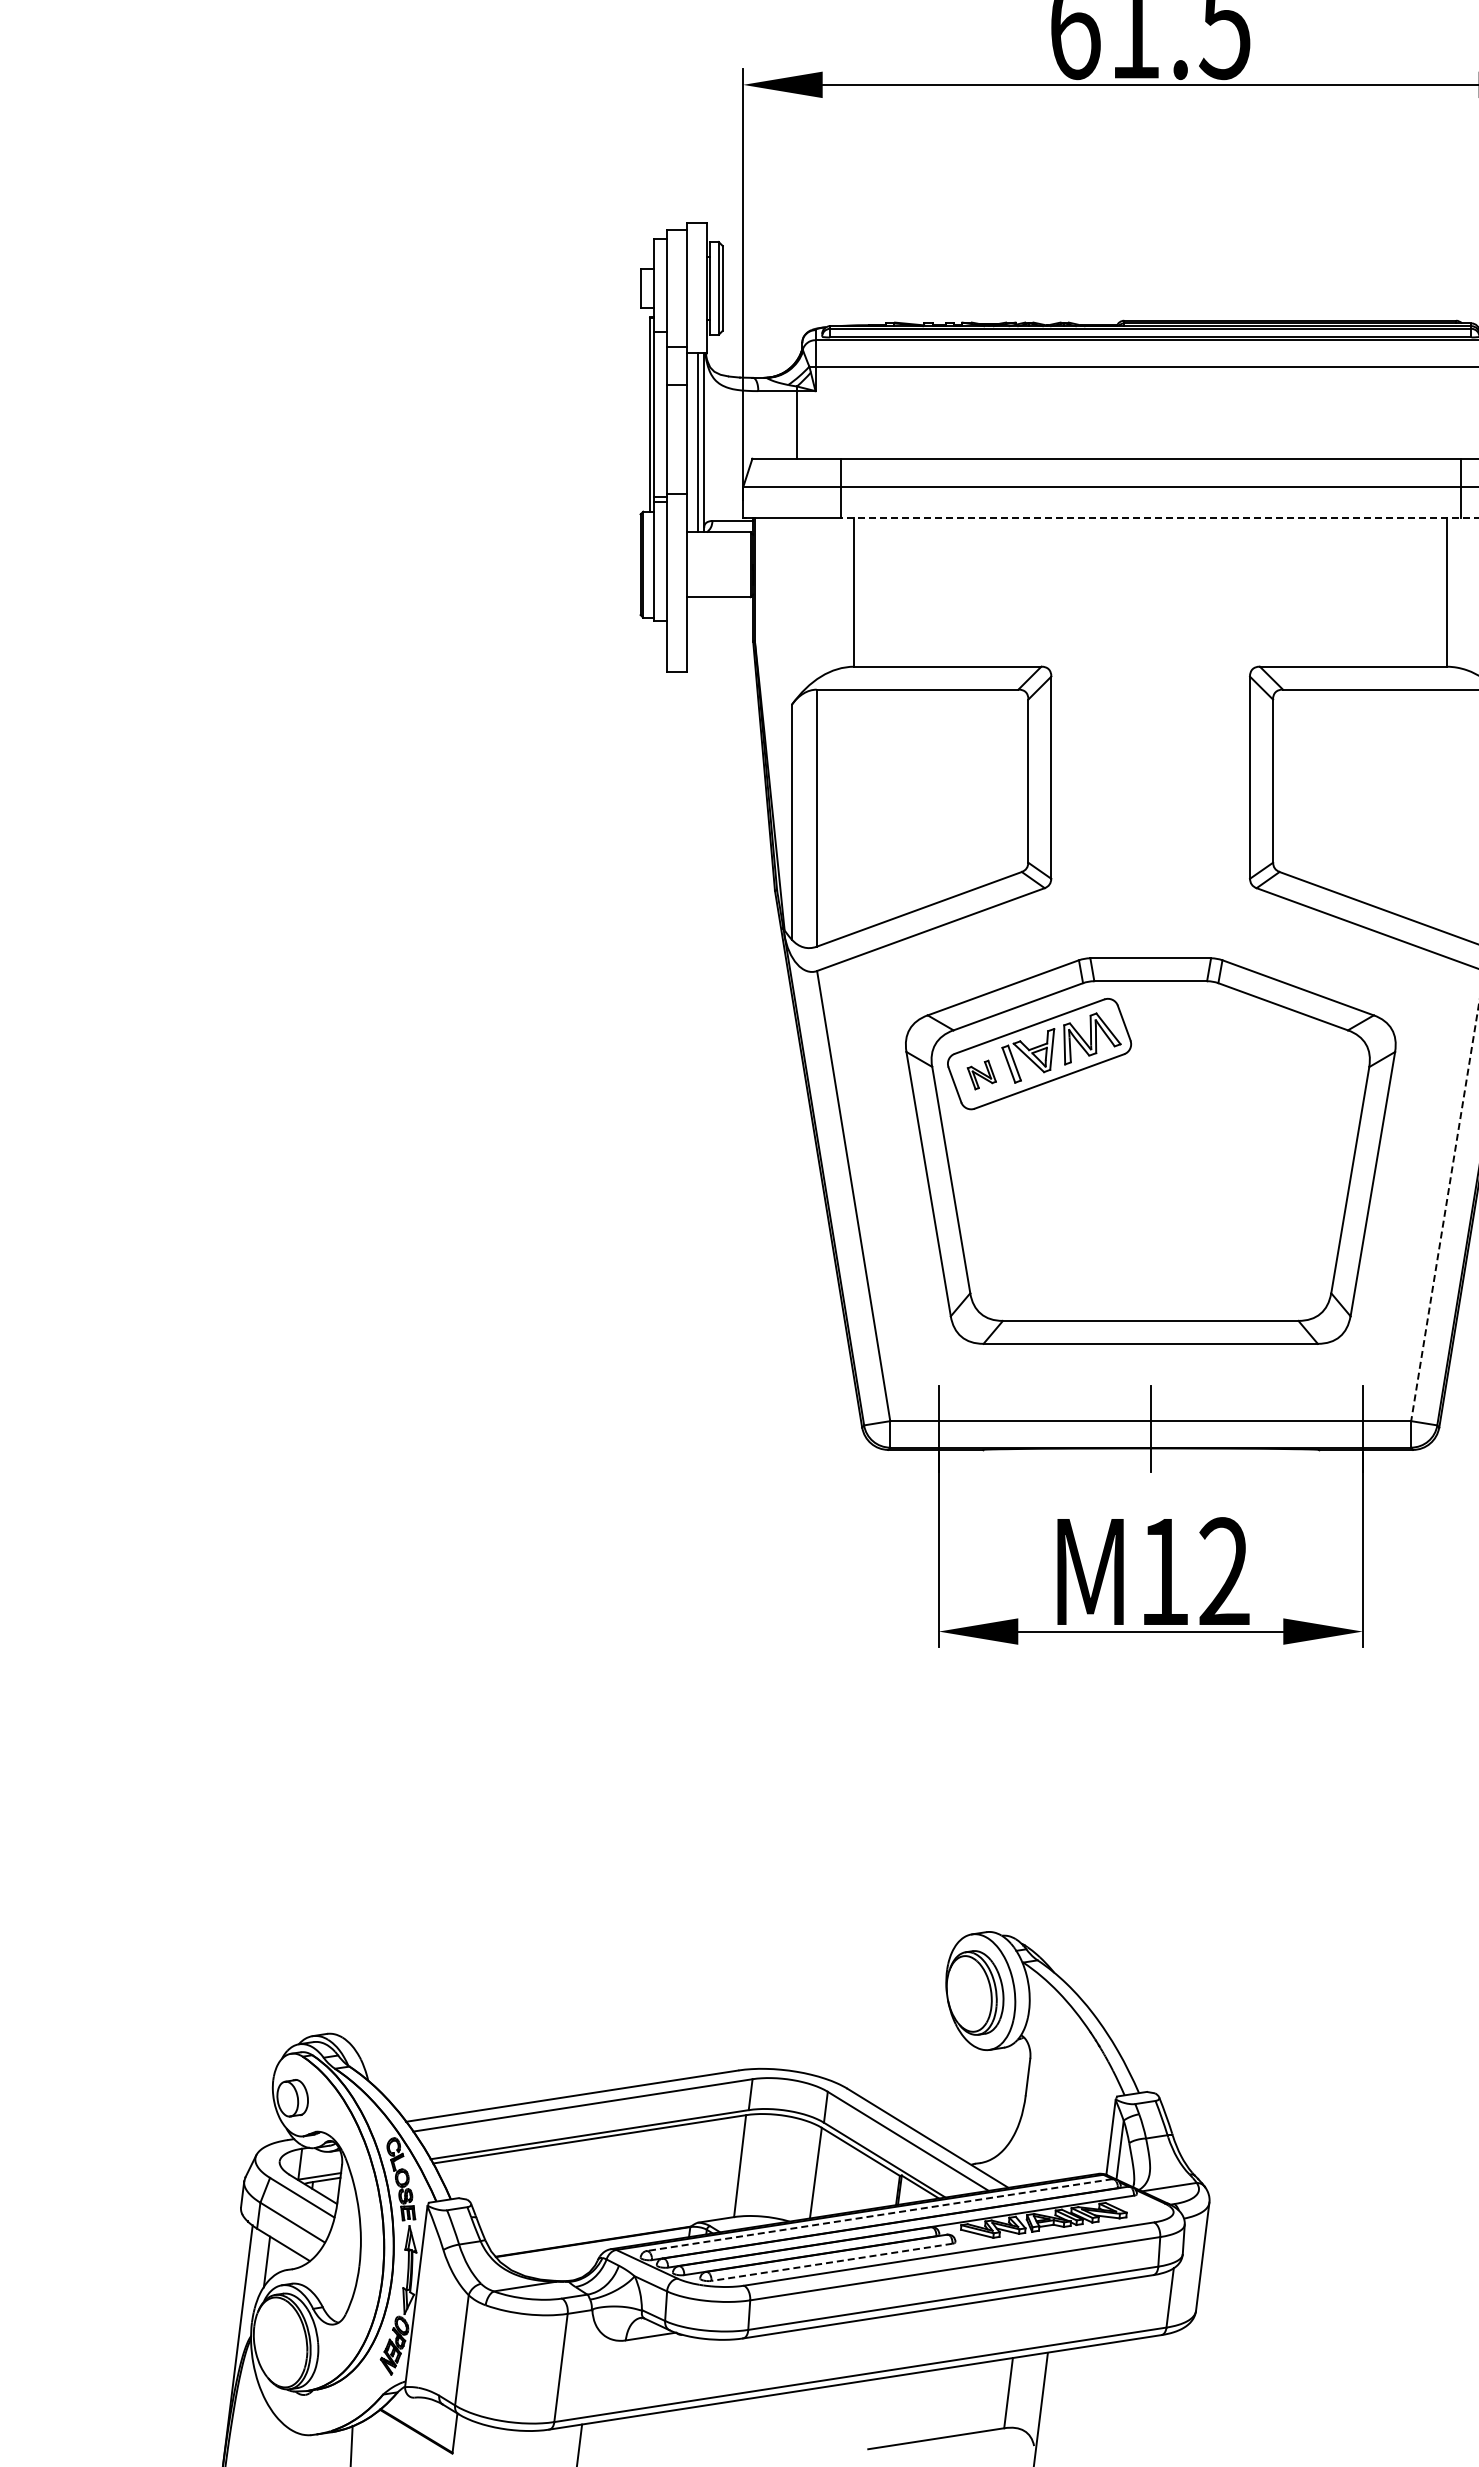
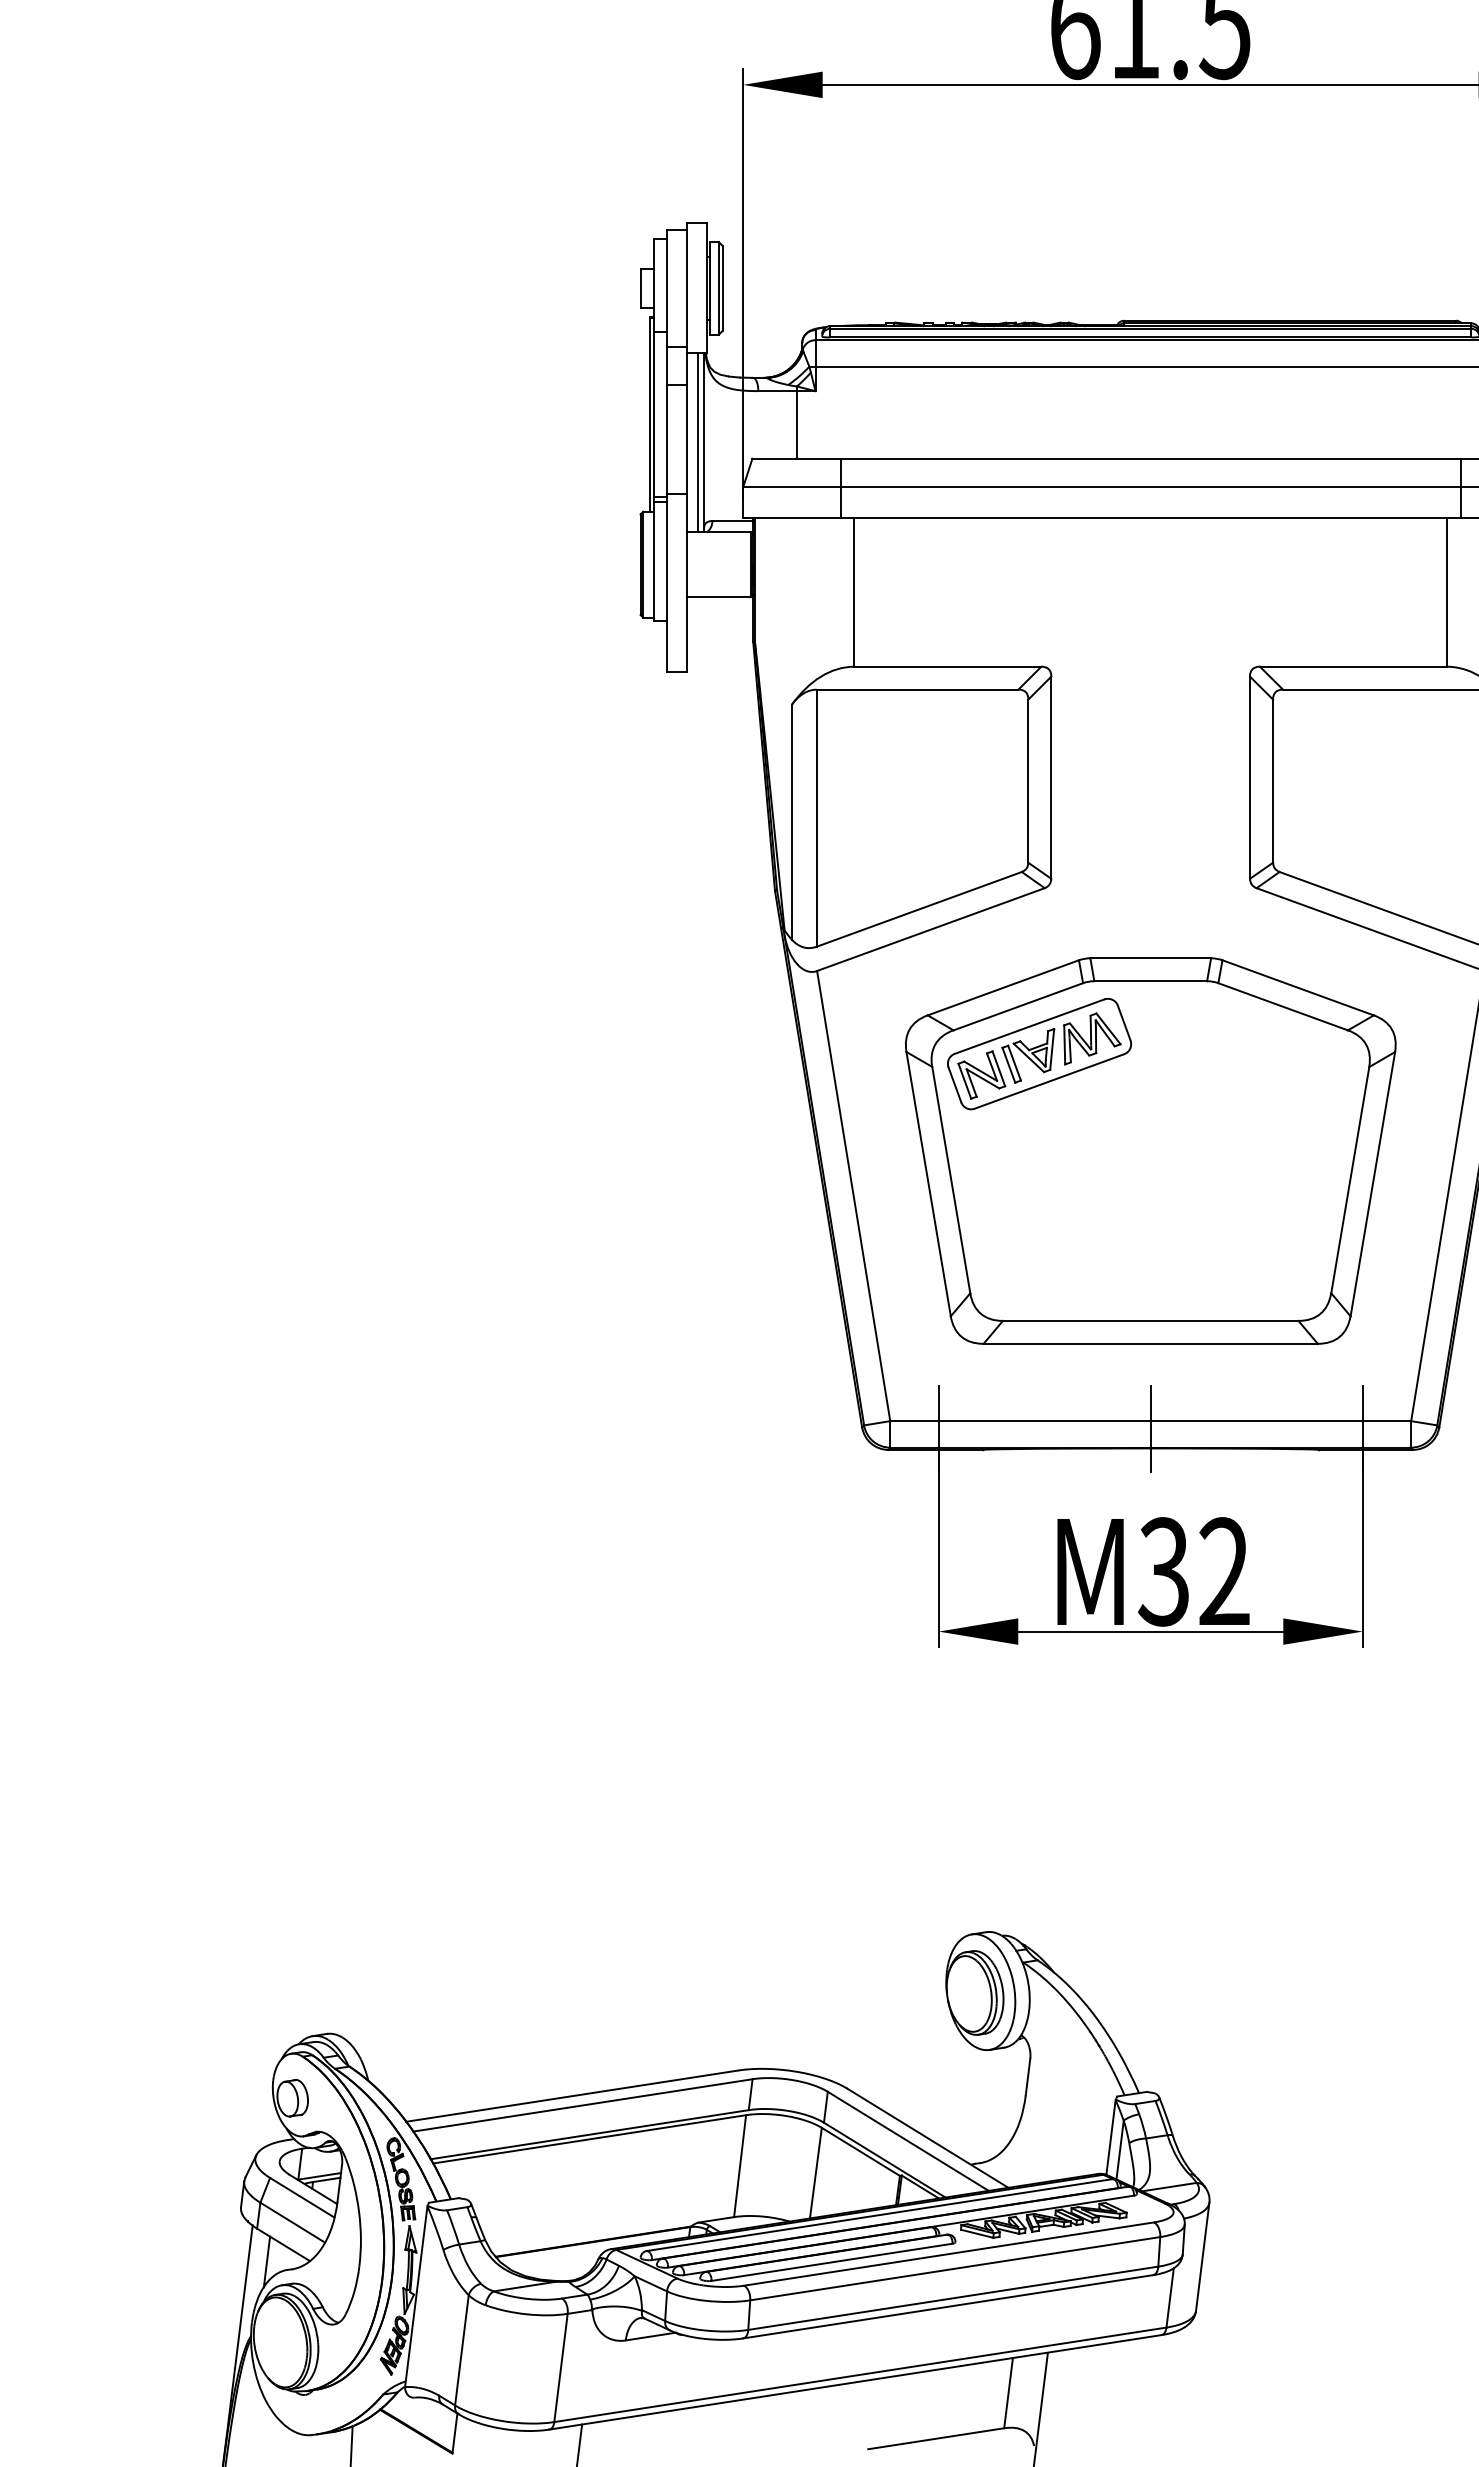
line: dashed -> solid (1159, 518)
part size: 31x32 px -> 50x50 px (981, 1074)
line: dashed -> solid (1444, 1213)
text: M12 -> M32 (1163, 1571)
line: dashed -> solid (879, 2215)
line: dashed -> solid (832, 2262)
